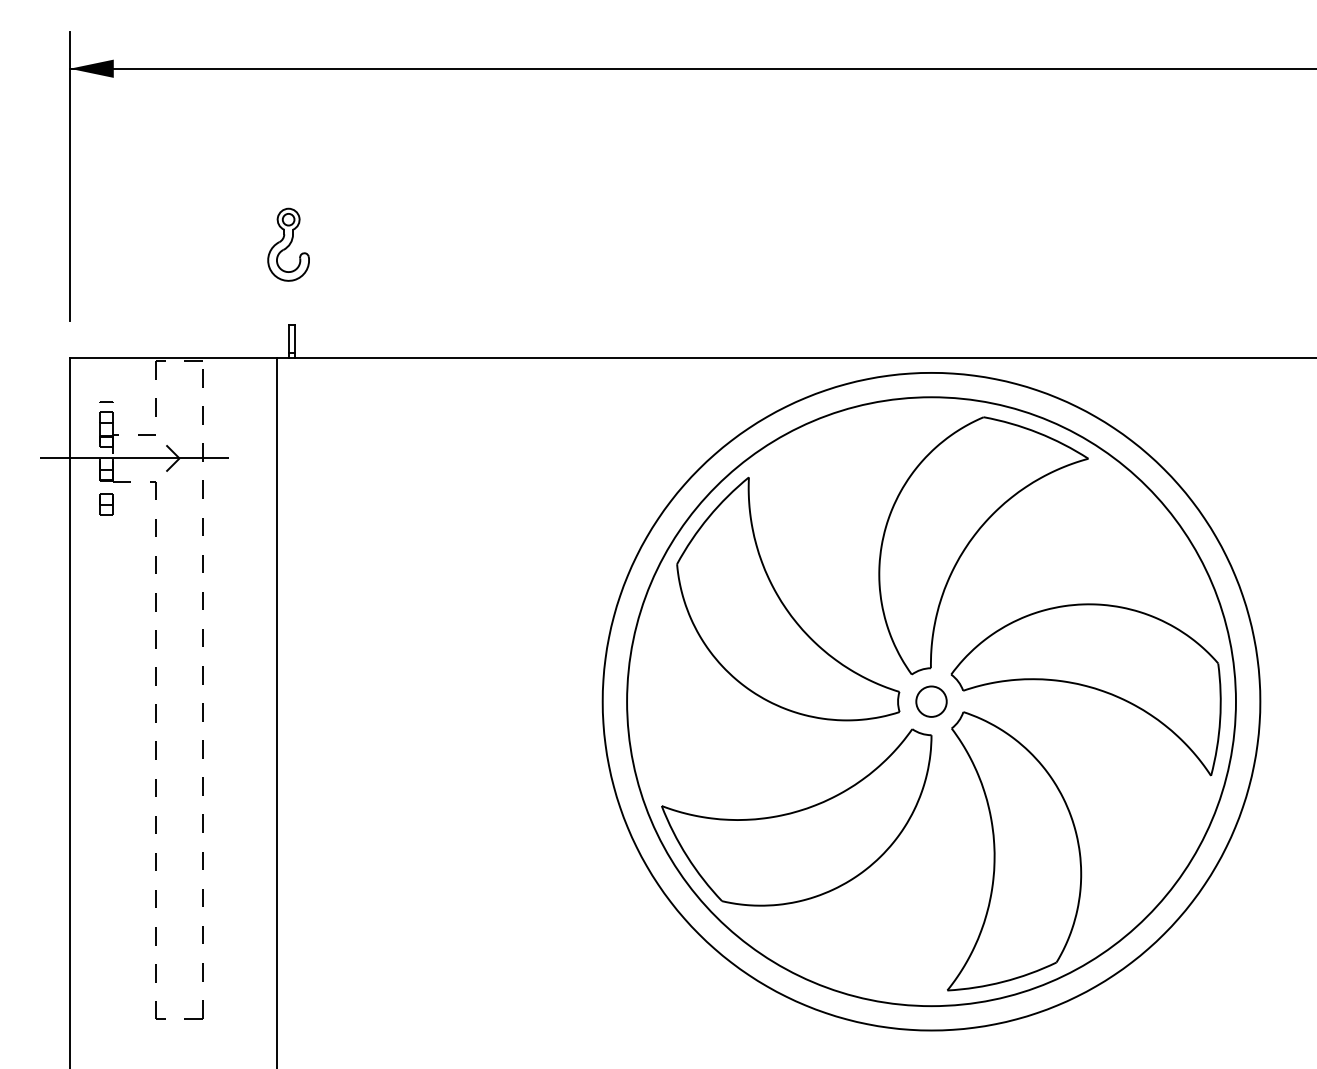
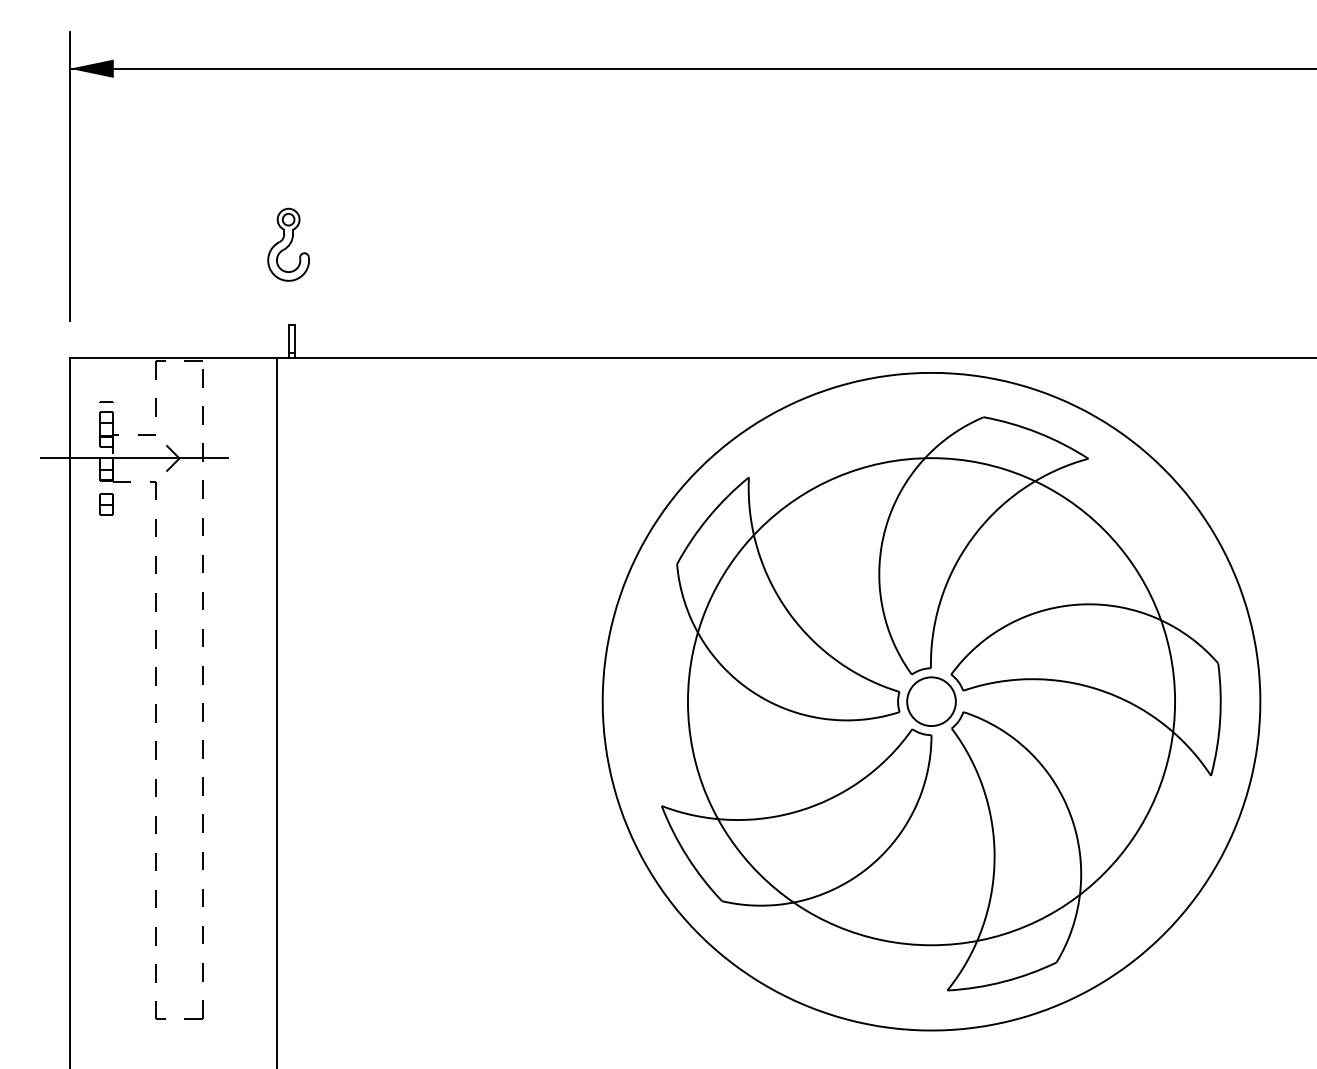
circle diameter: 30 px -> 49 px (931, 701)
circle diameter: 609 px -> 487 px (931, 701)
